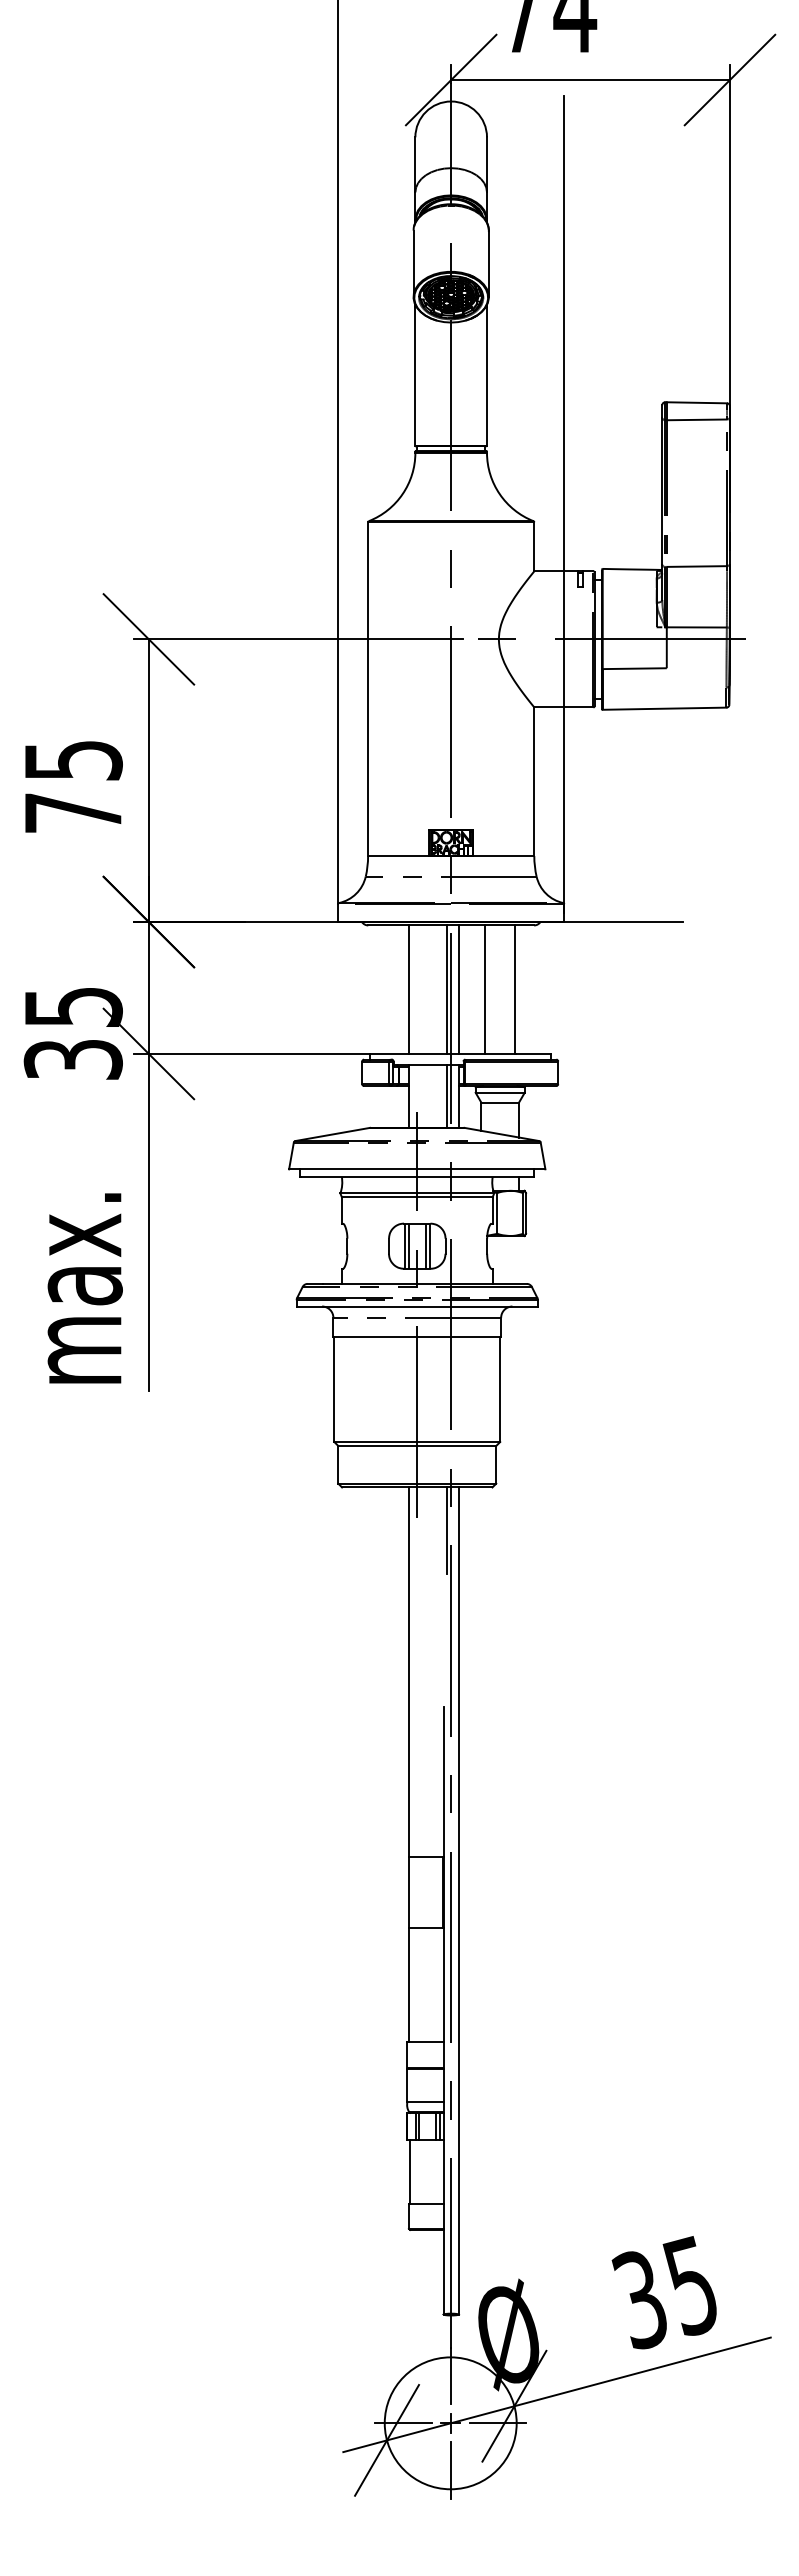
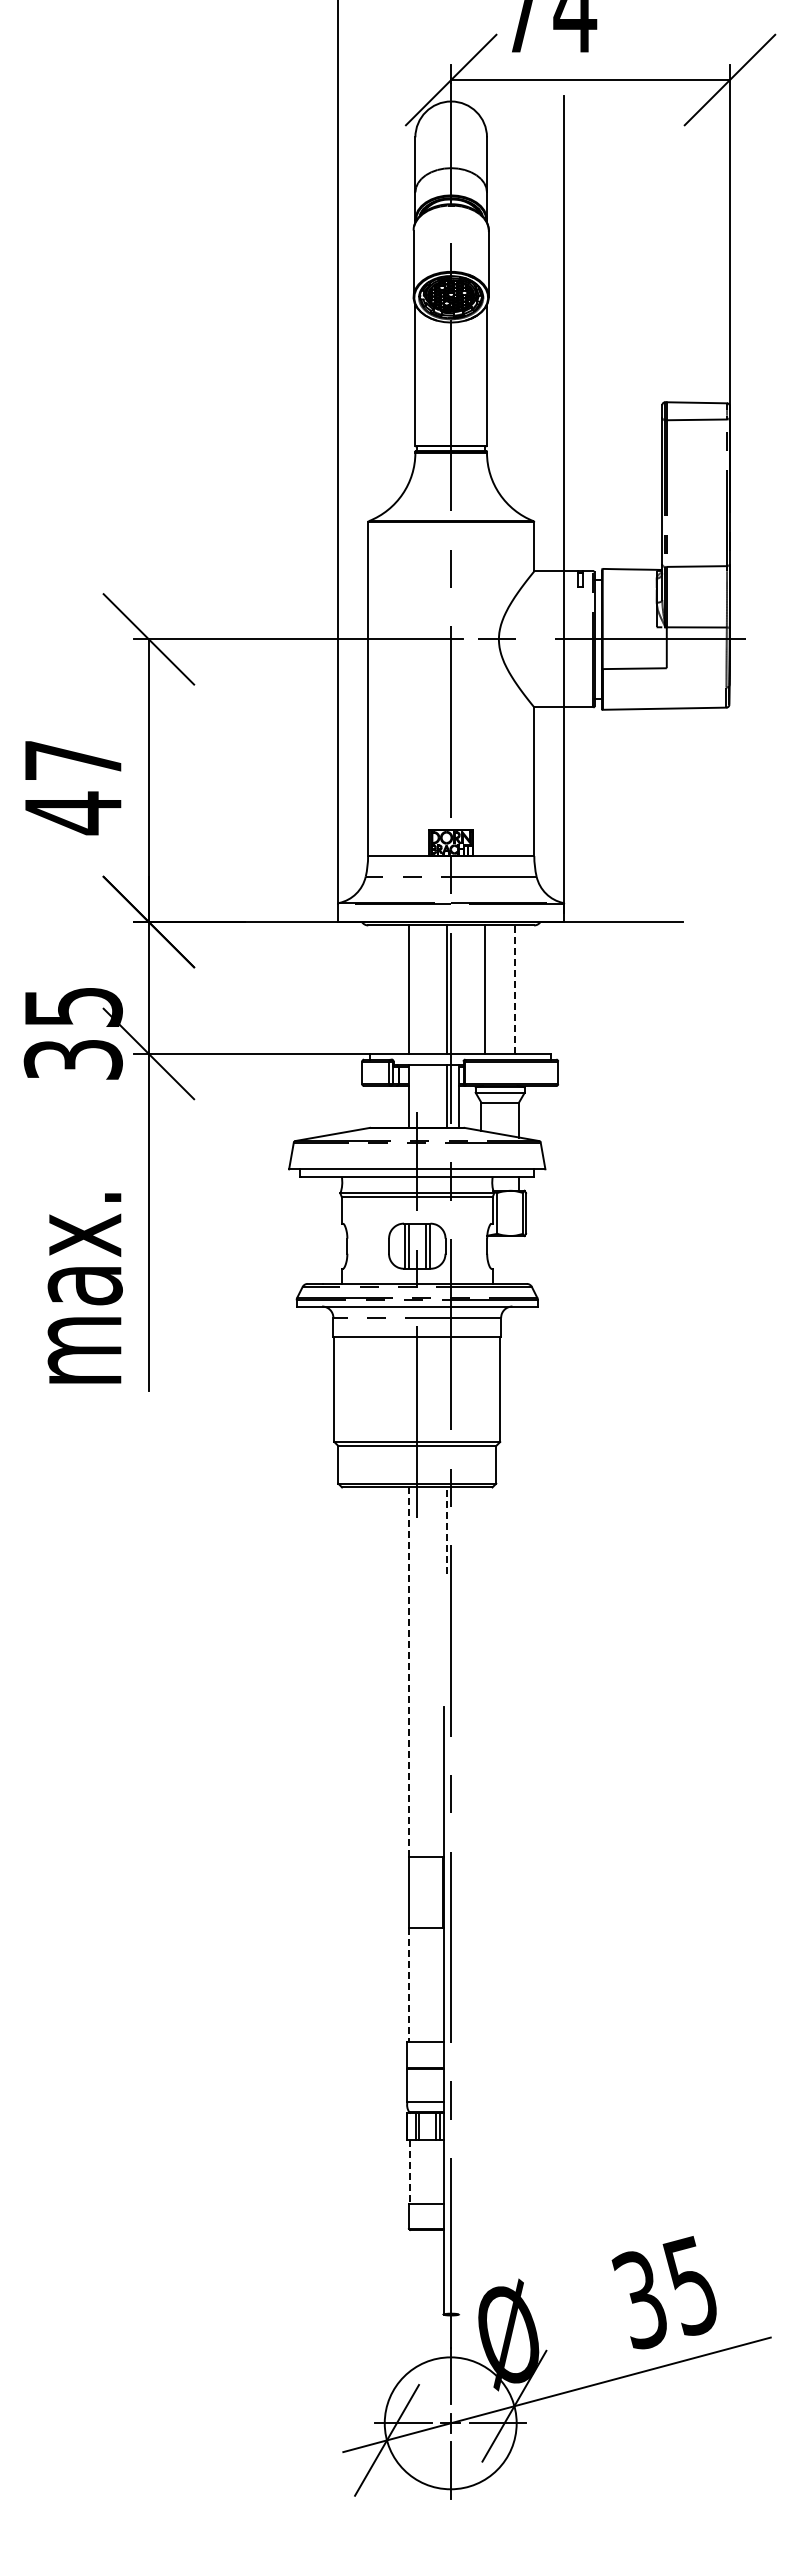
text: 75 -> 47 (73, 788)
line: present -> none (458, 989)
line: solid -> dashed (515, 989)
line: solid -> dashed (446, 1530)
line: solid -> dashed (408, 1672)
line: present -> none (458, 1900)
line: solid -> dashed (408, 1984)
line: solid -> dashed (409, 2172)
